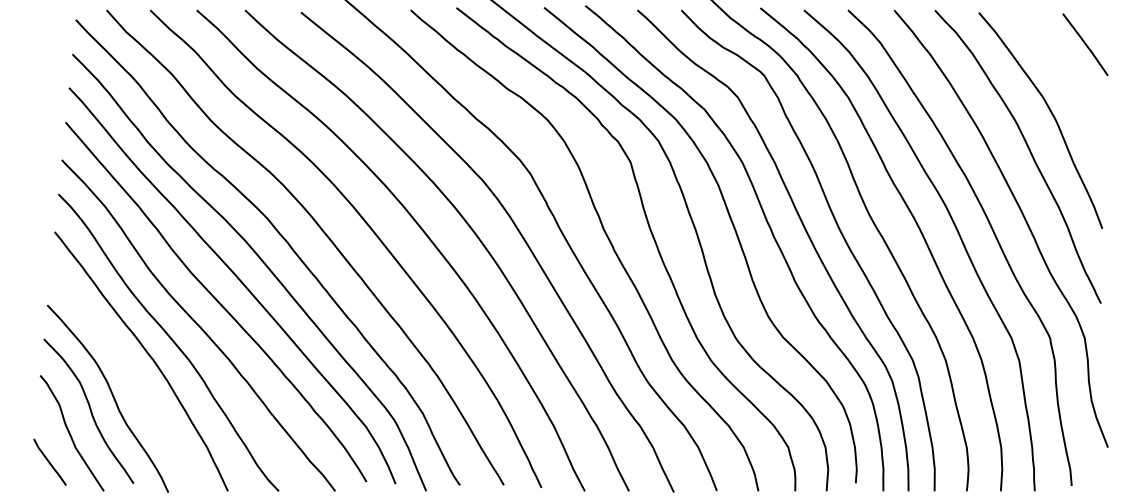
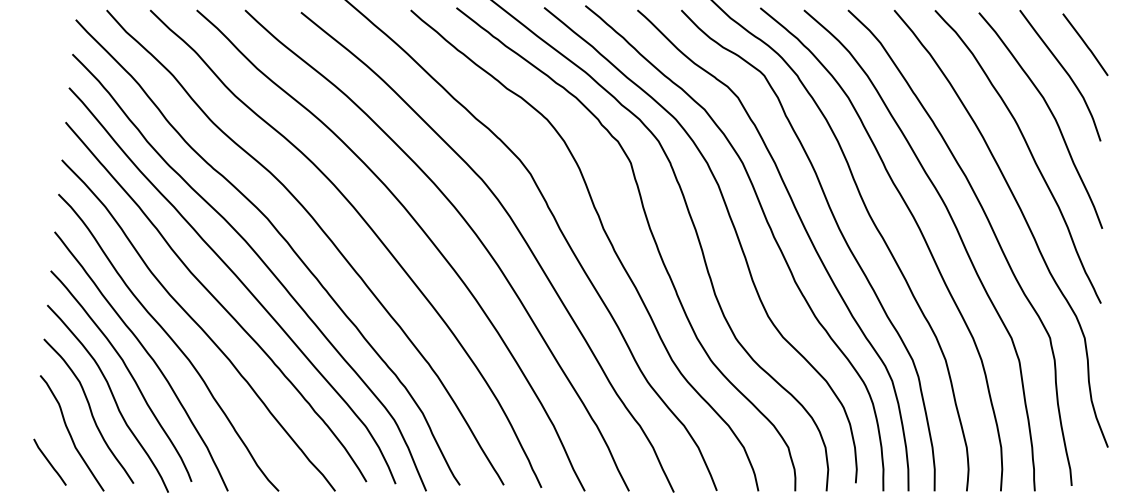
curve: none -> present (1064, 71)
curve: none -> present (128, 372)
